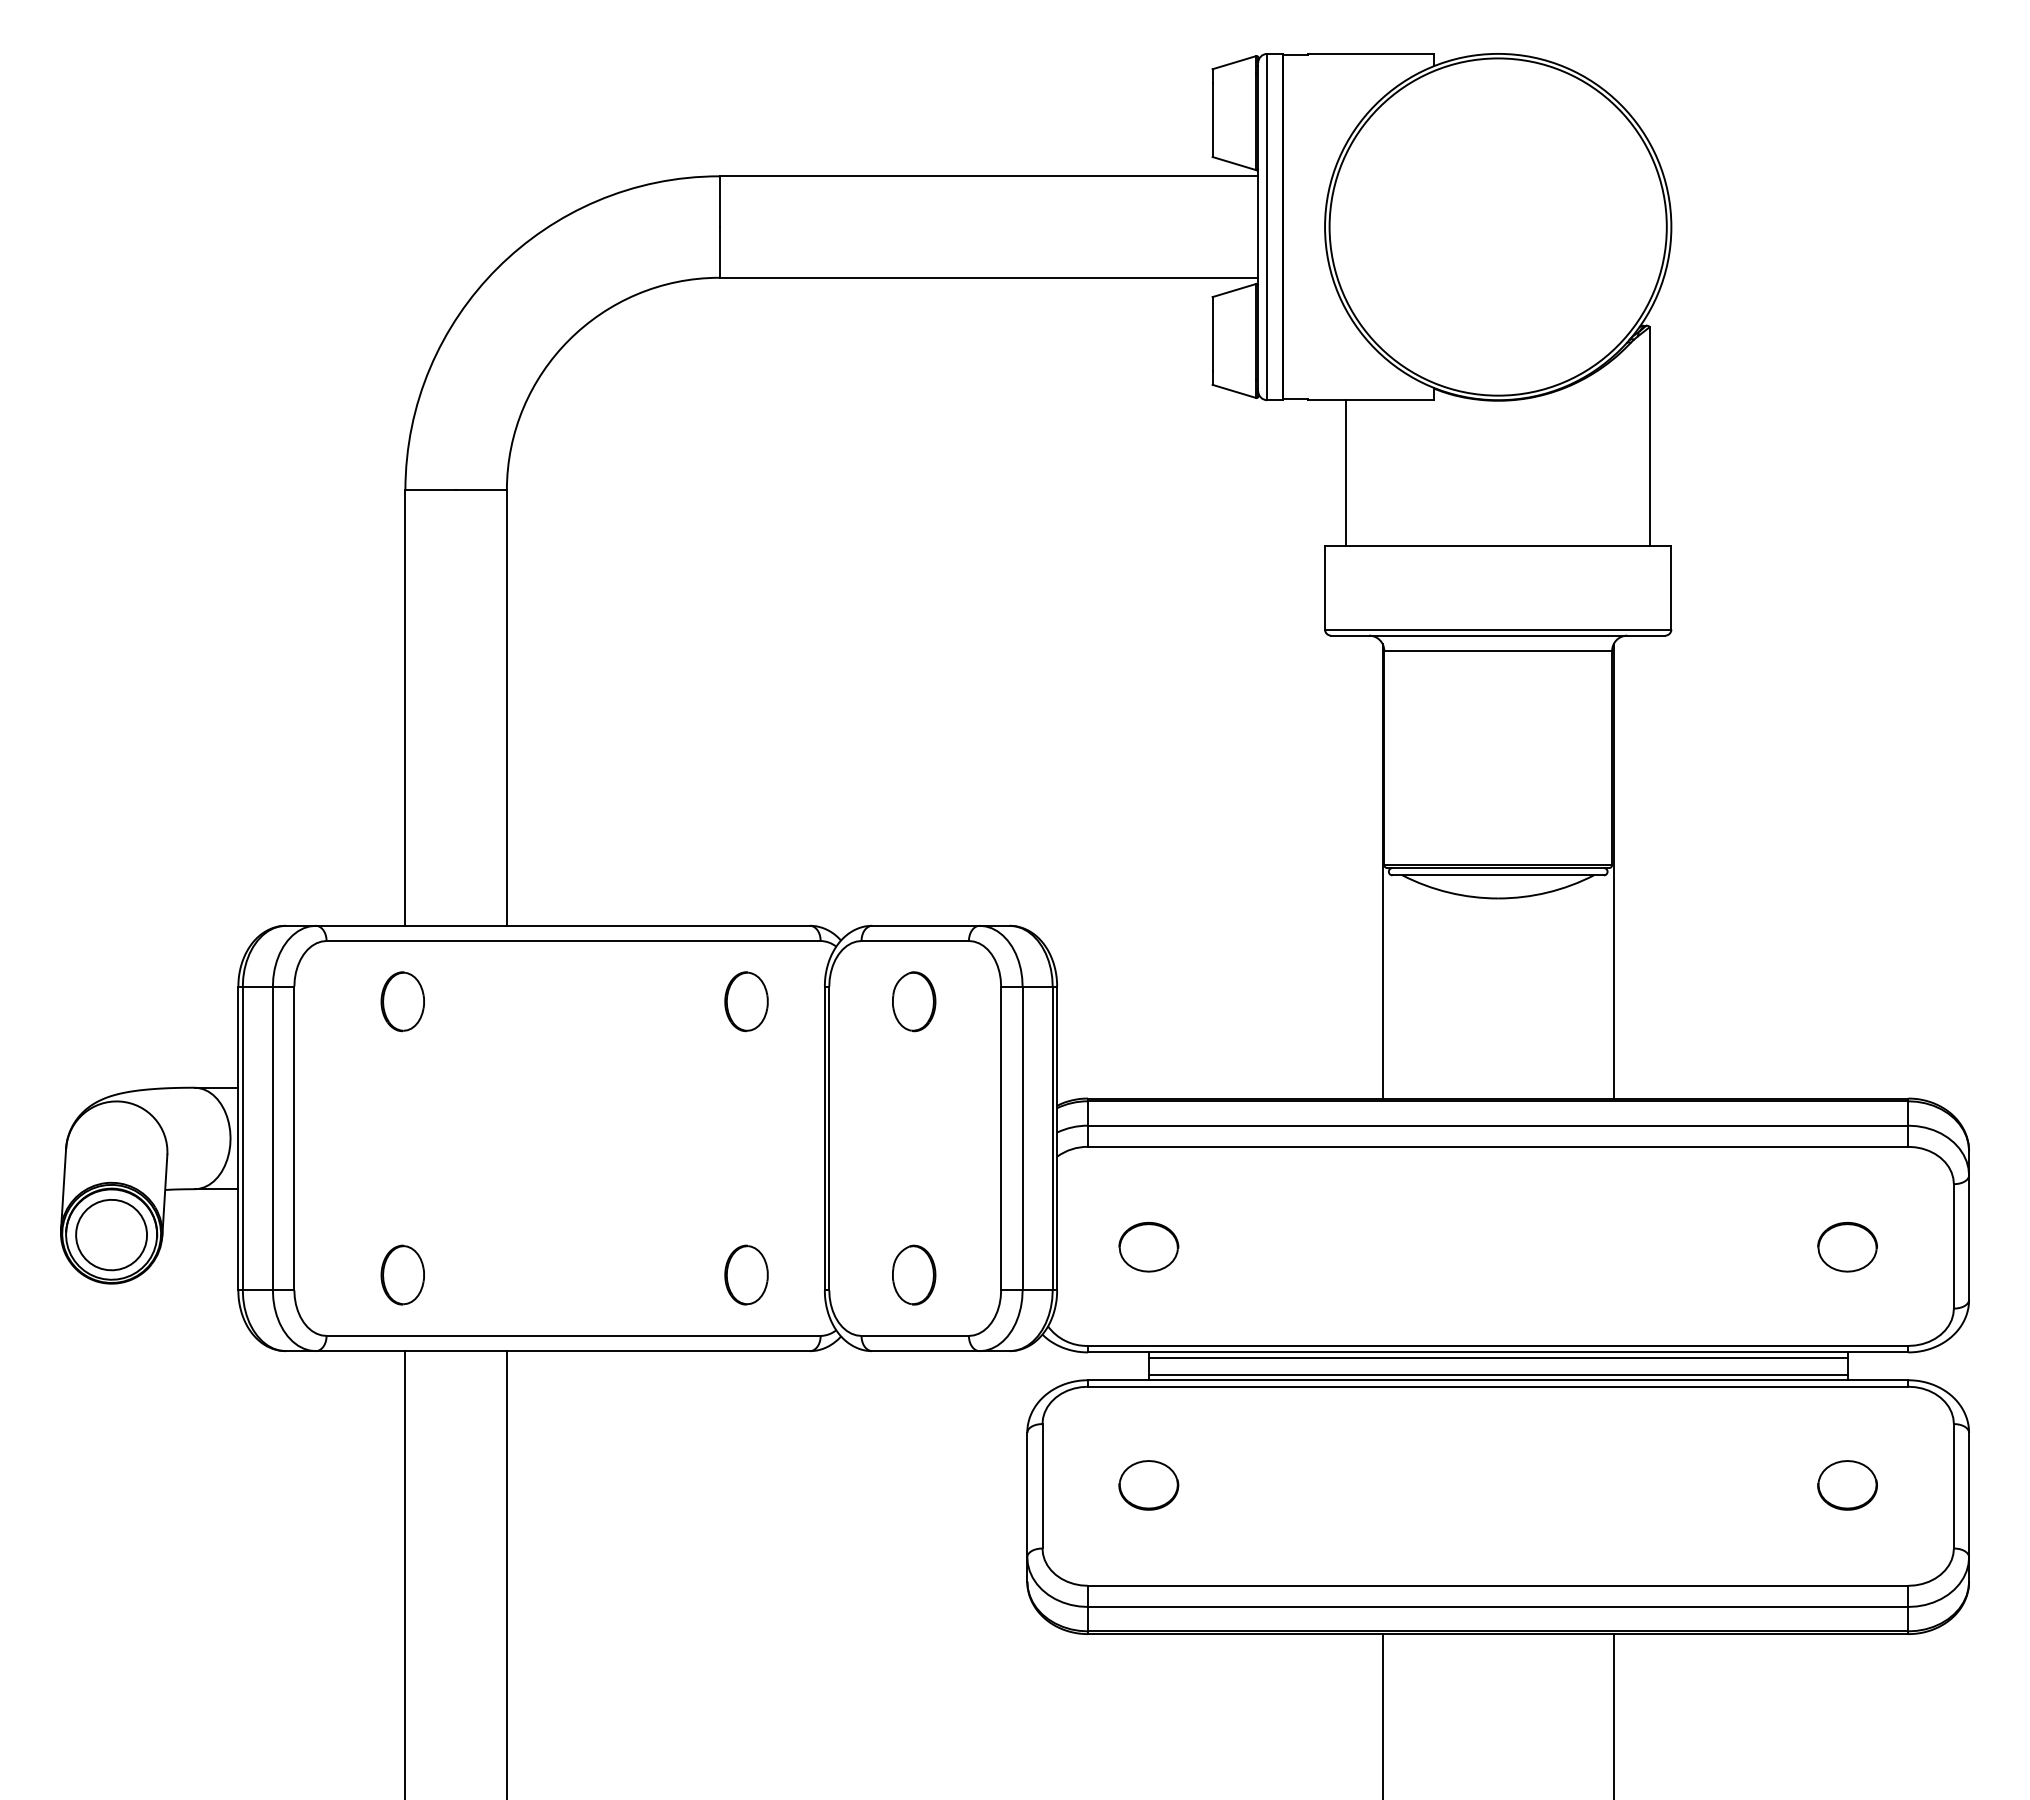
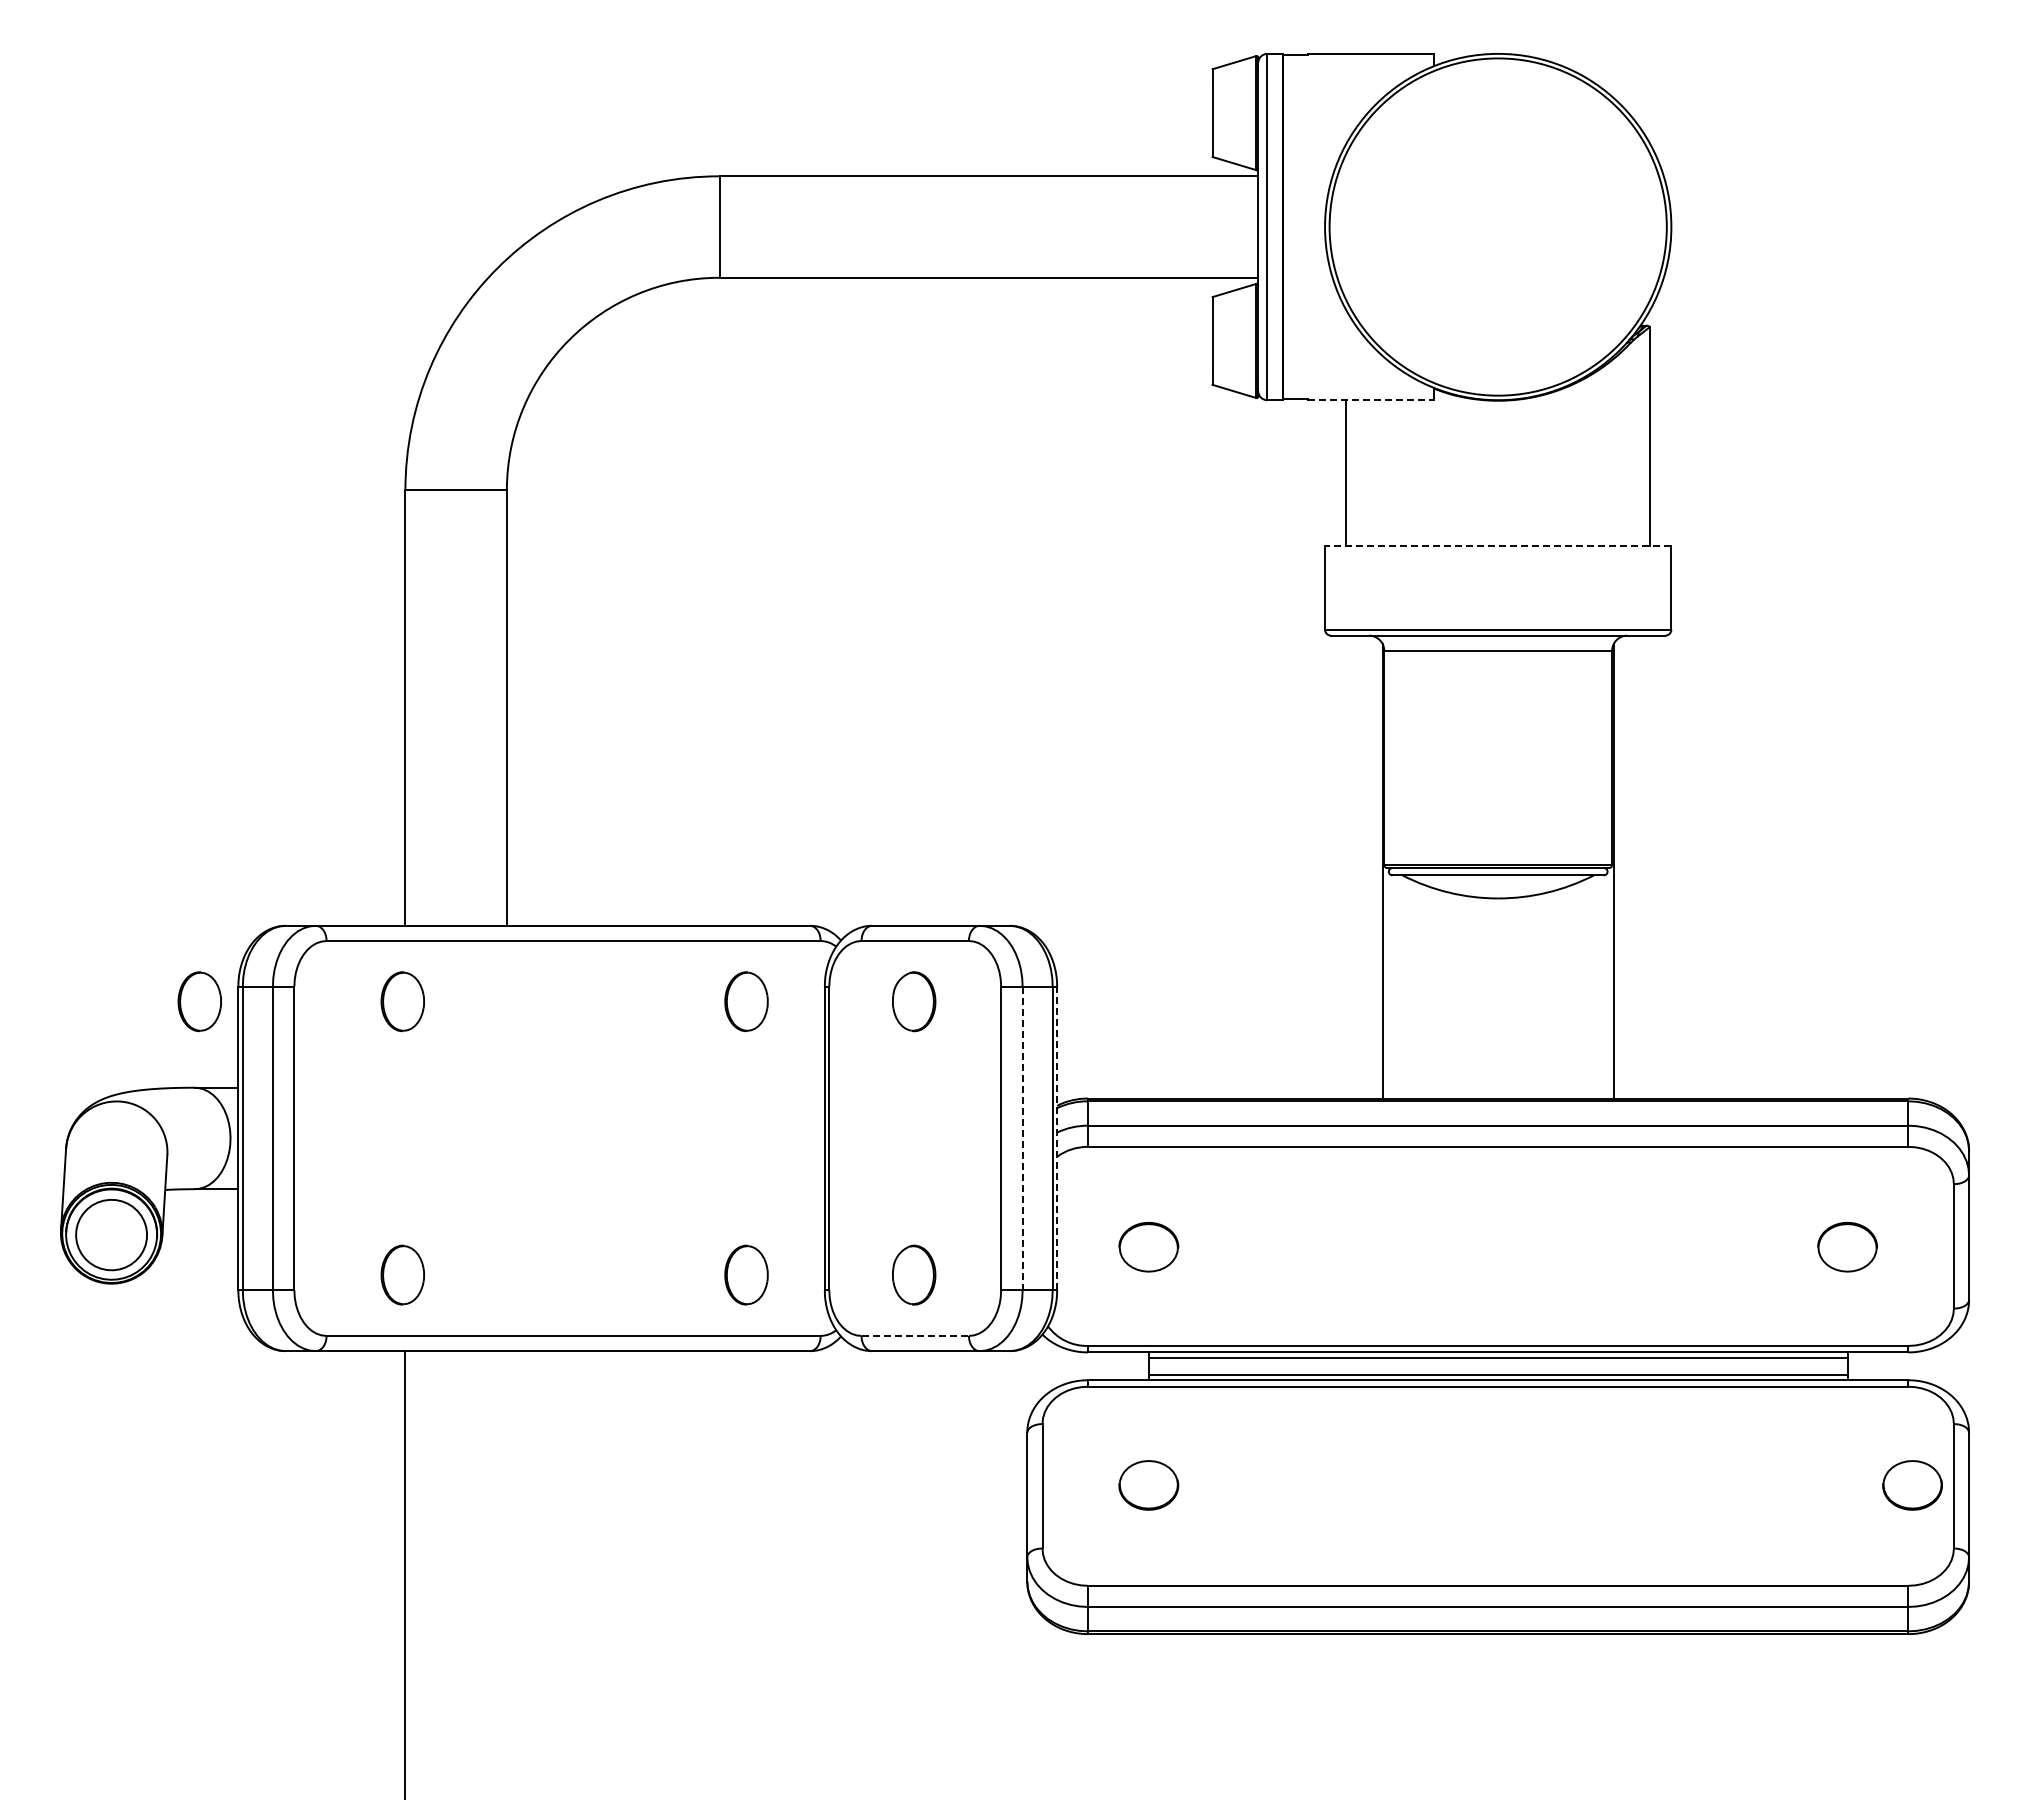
line: solid -> dashed (1371, 400)
line: solid -> dashed (1497, 546)
part: none -> present (199, 1001)
line: solid -> dashed (1022, 1138)
line: solid -> dashed (1057, 1138)
line: solid -> dashed (915, 1335)
part position: (1847, 1485) -> (1912, 1485) (1912, 1485)
line: present -> none (506, 1573)
line: present -> none (1382, 1715)
line: present -> none (1613, 1715)
